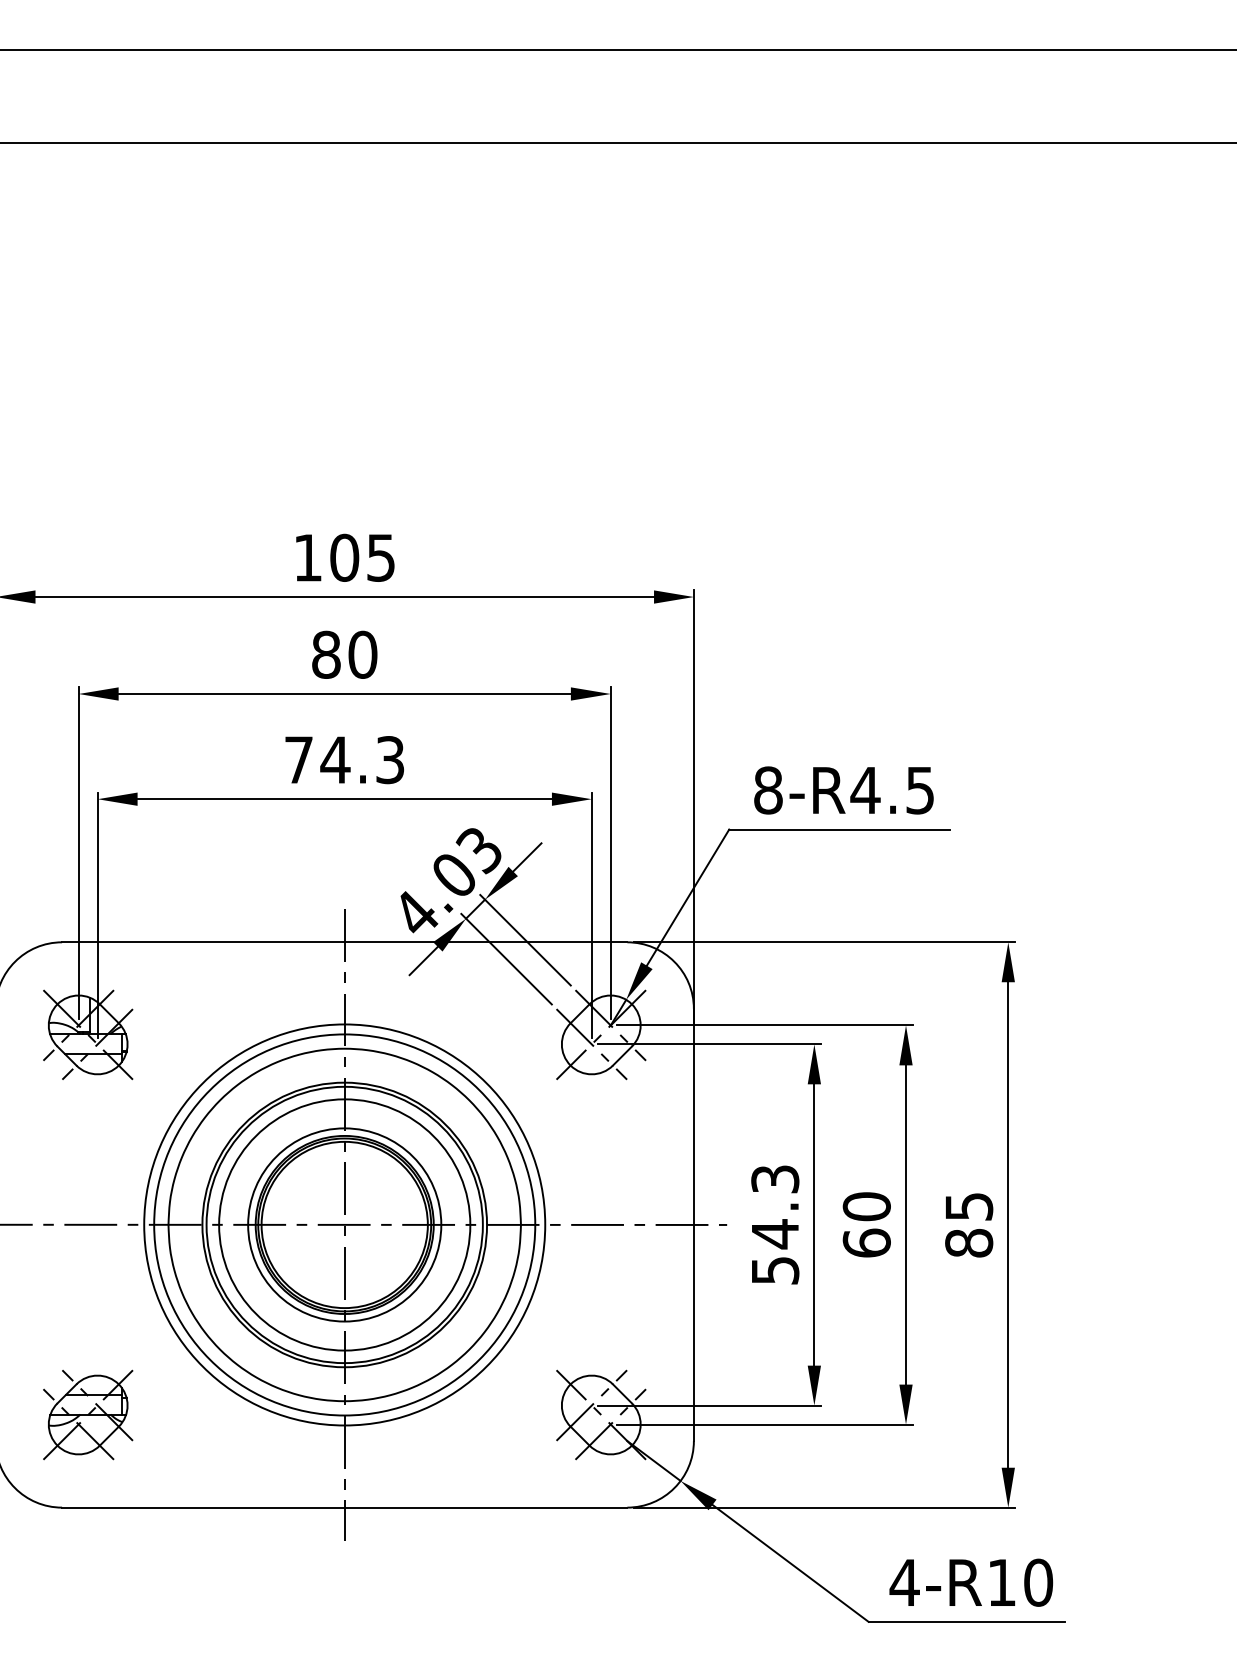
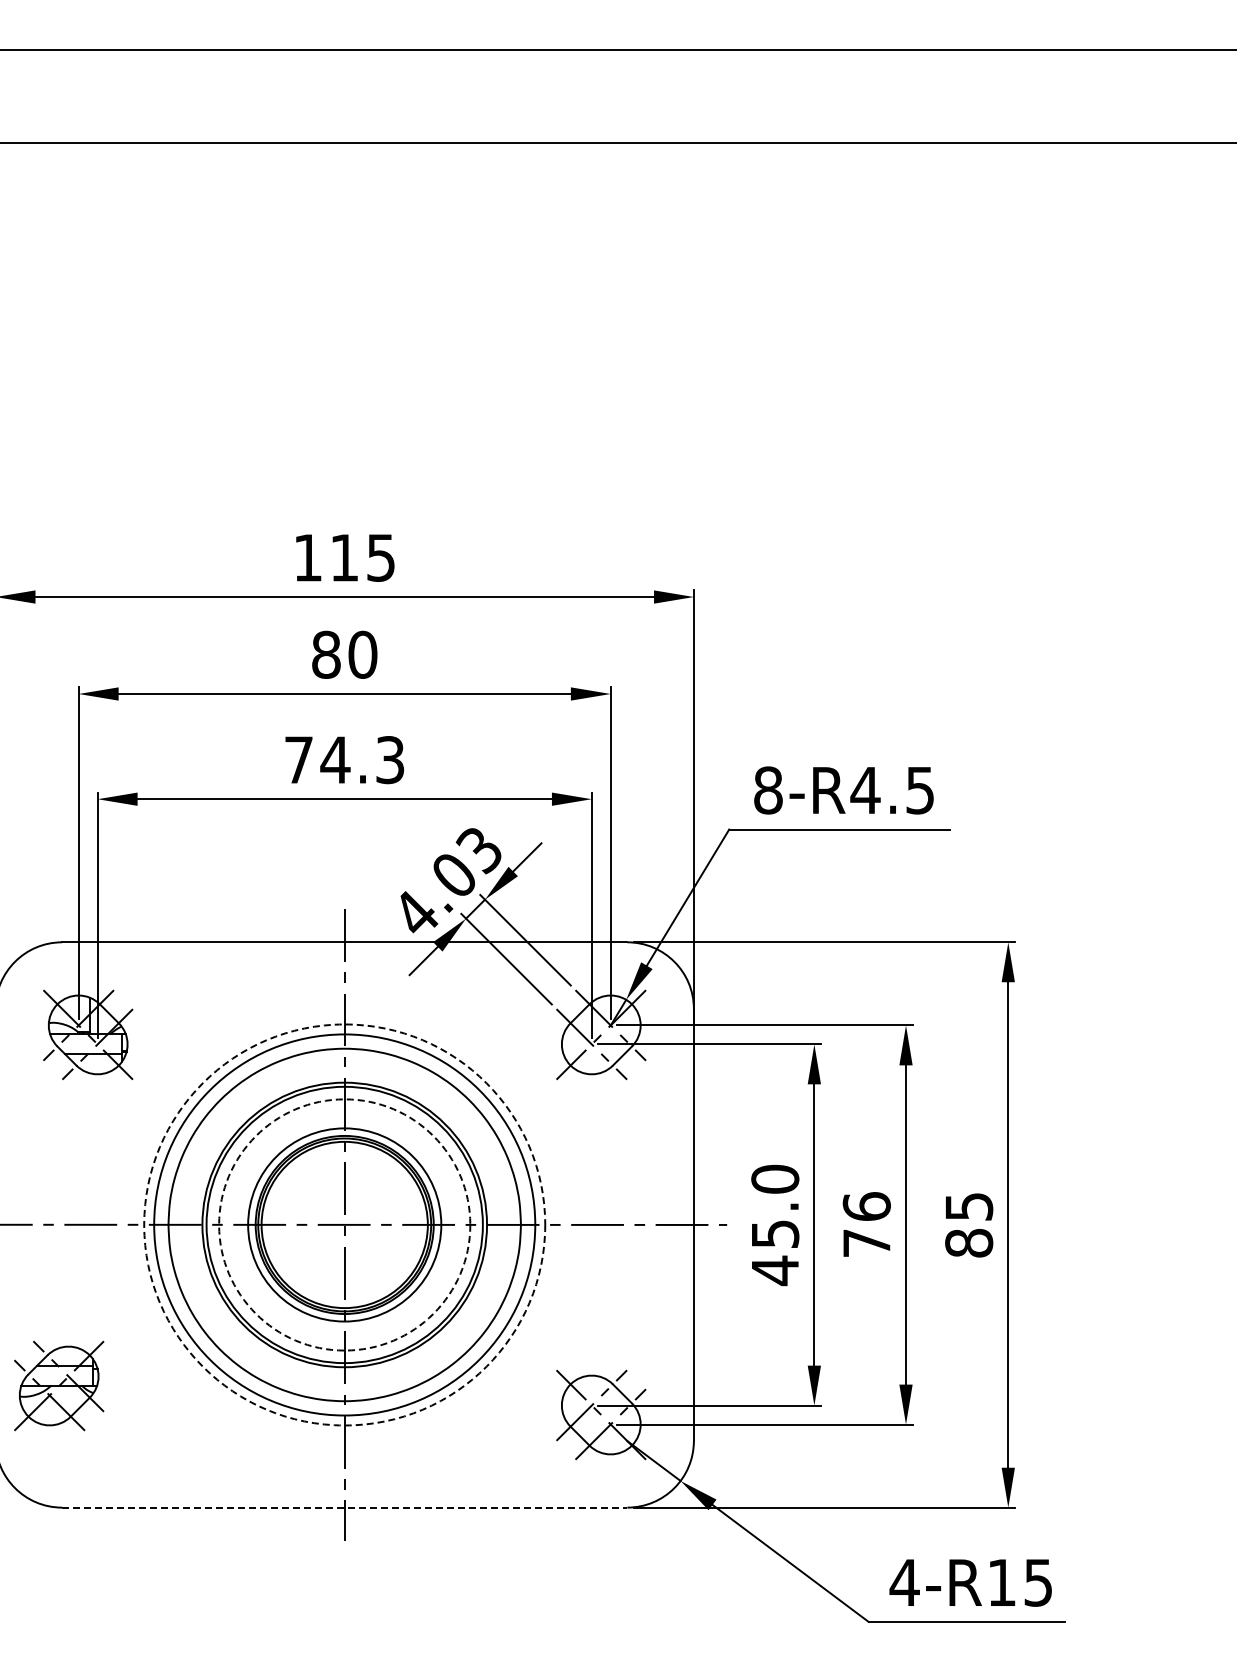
text: 105 -> 115 (344, 557)
circle: solid -> dashed (344, 1224)
circle: solid -> dashed (344, 1224)
text: 60 -> 76 (866, 1224)
text: 54.3 -> 45.0 (775, 1225)
part position: (88, 1414) -> (59, 1385) (59, 1385)
line: solid -> dashed (344, 1507)
text: 4-R10 -> 4-R15 (1038, 1582)
